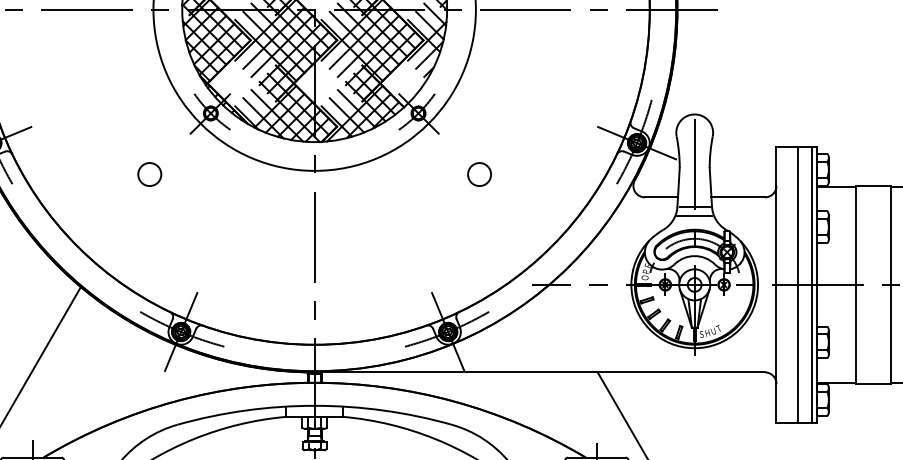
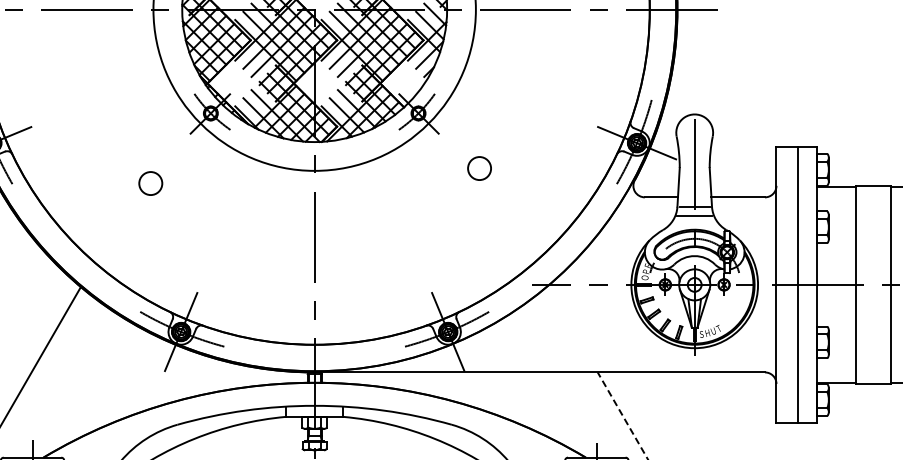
circle position: (149, 174) -> (150, 183) (150, 183)
circle position: (479, 174) -> (479, 168) (479, 168)
line: present -> none (812, 284)
line: solid -> dashed (622, 415)
